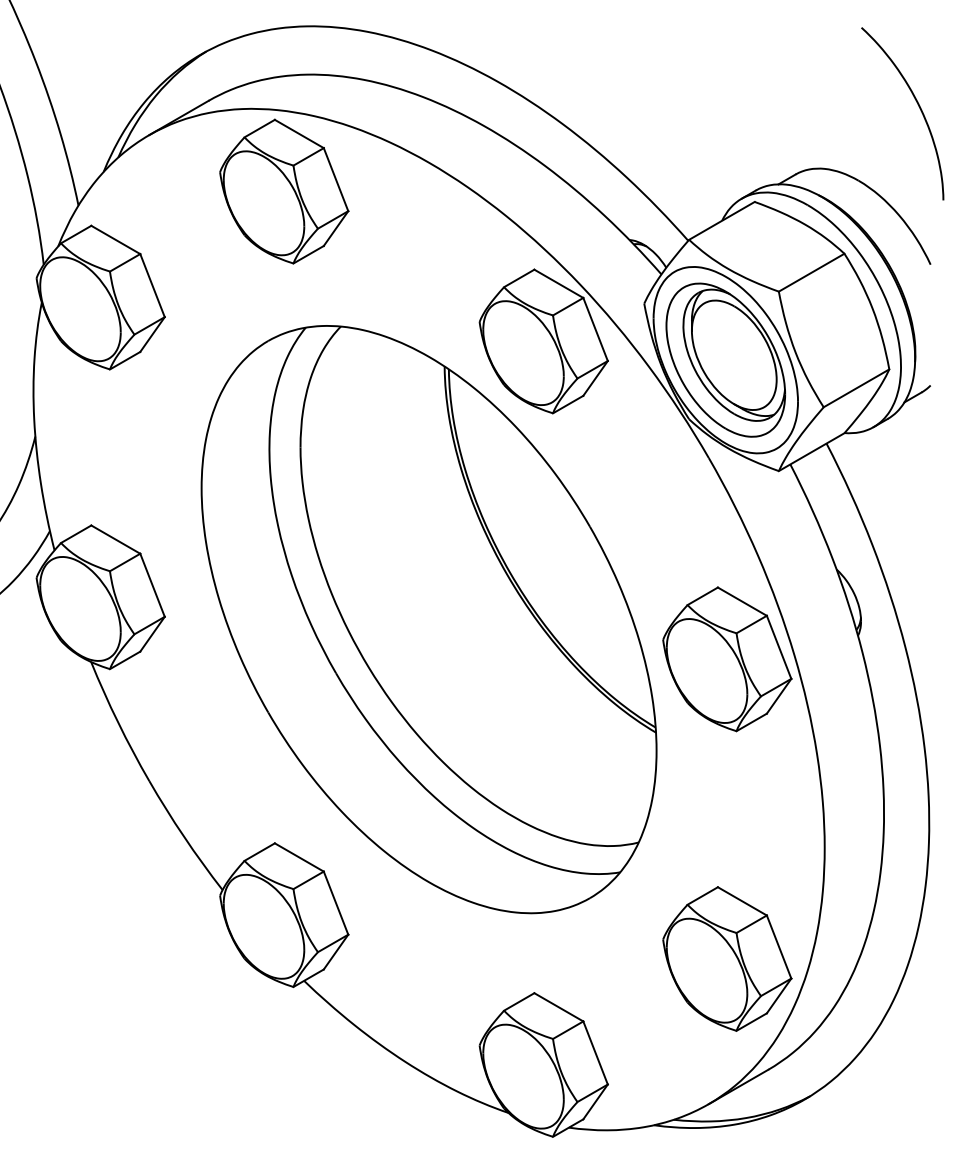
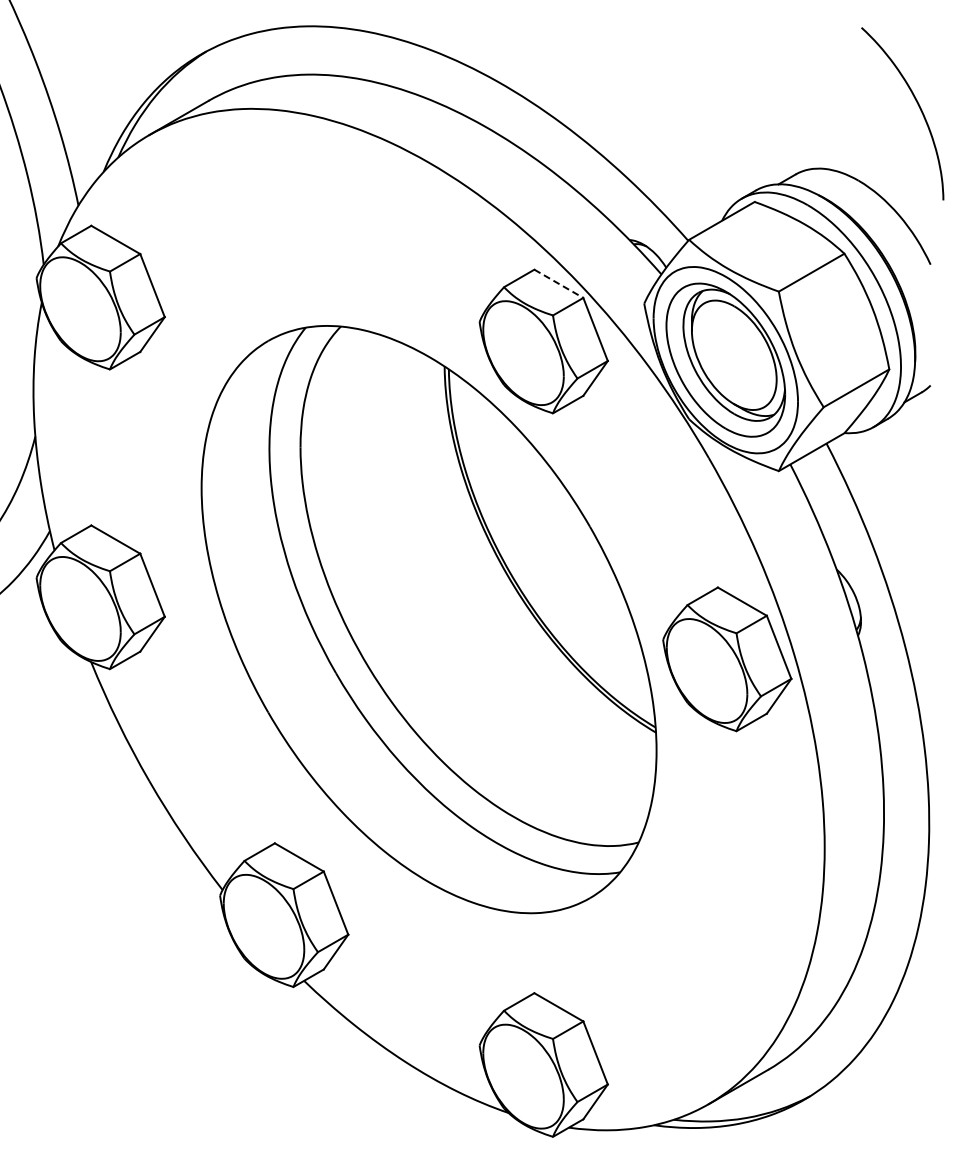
part: present -> none (284, 191)
line: solid -> dashed (559, 284)
part: present -> none (727, 958)
